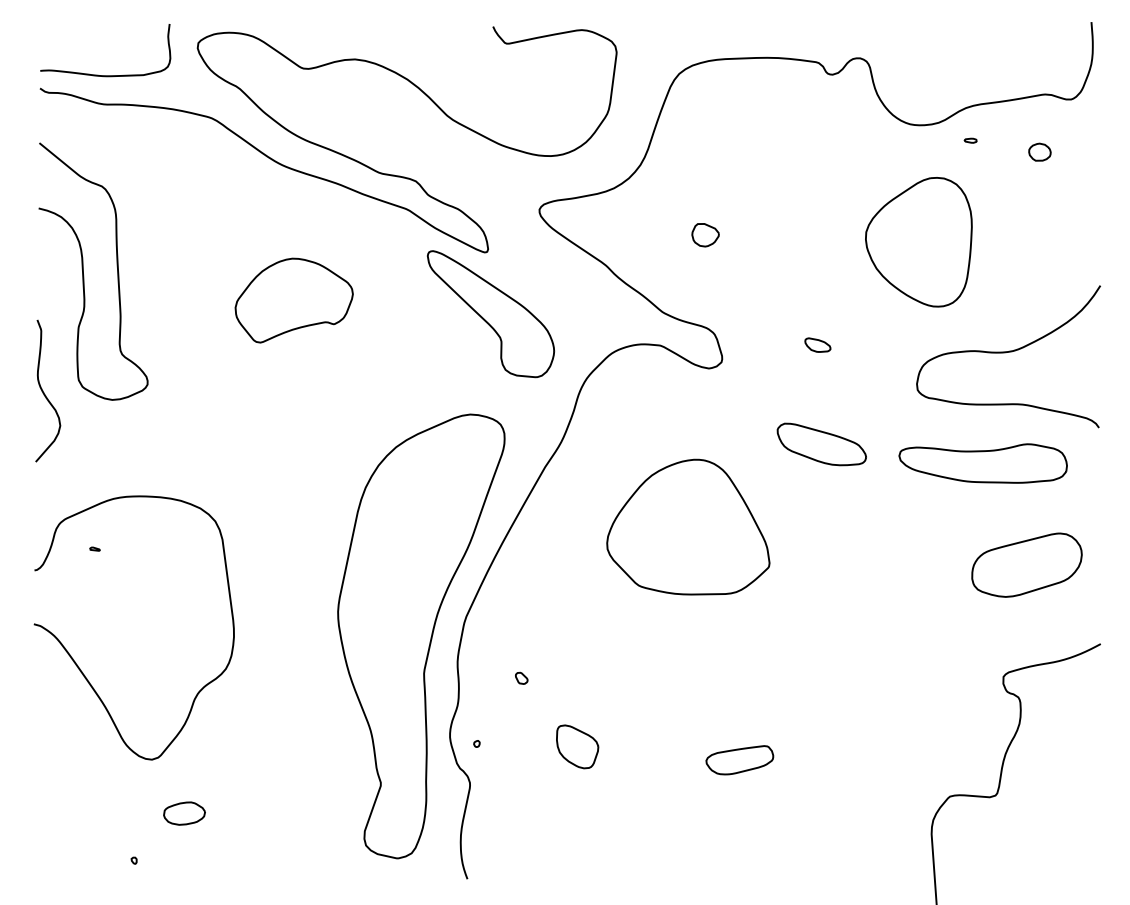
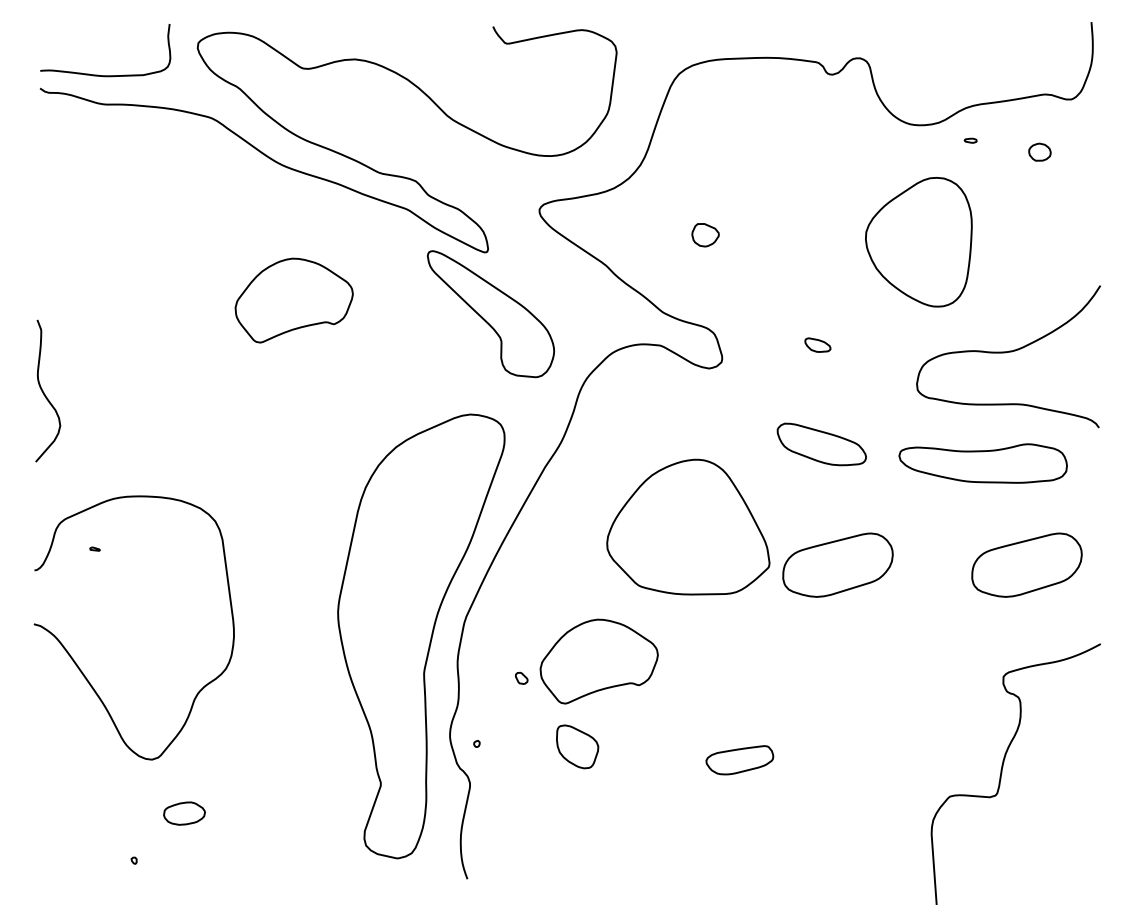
curve: present -> none (84, 275)
part: none -> present (837, 564)
part: none -> present (598, 661)
